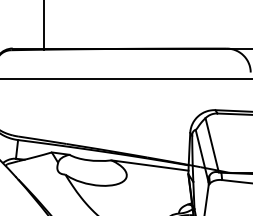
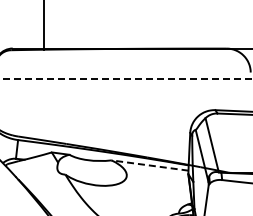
line: solid -> dashed (126, 78)
line: solid -> dashed (150, 165)
